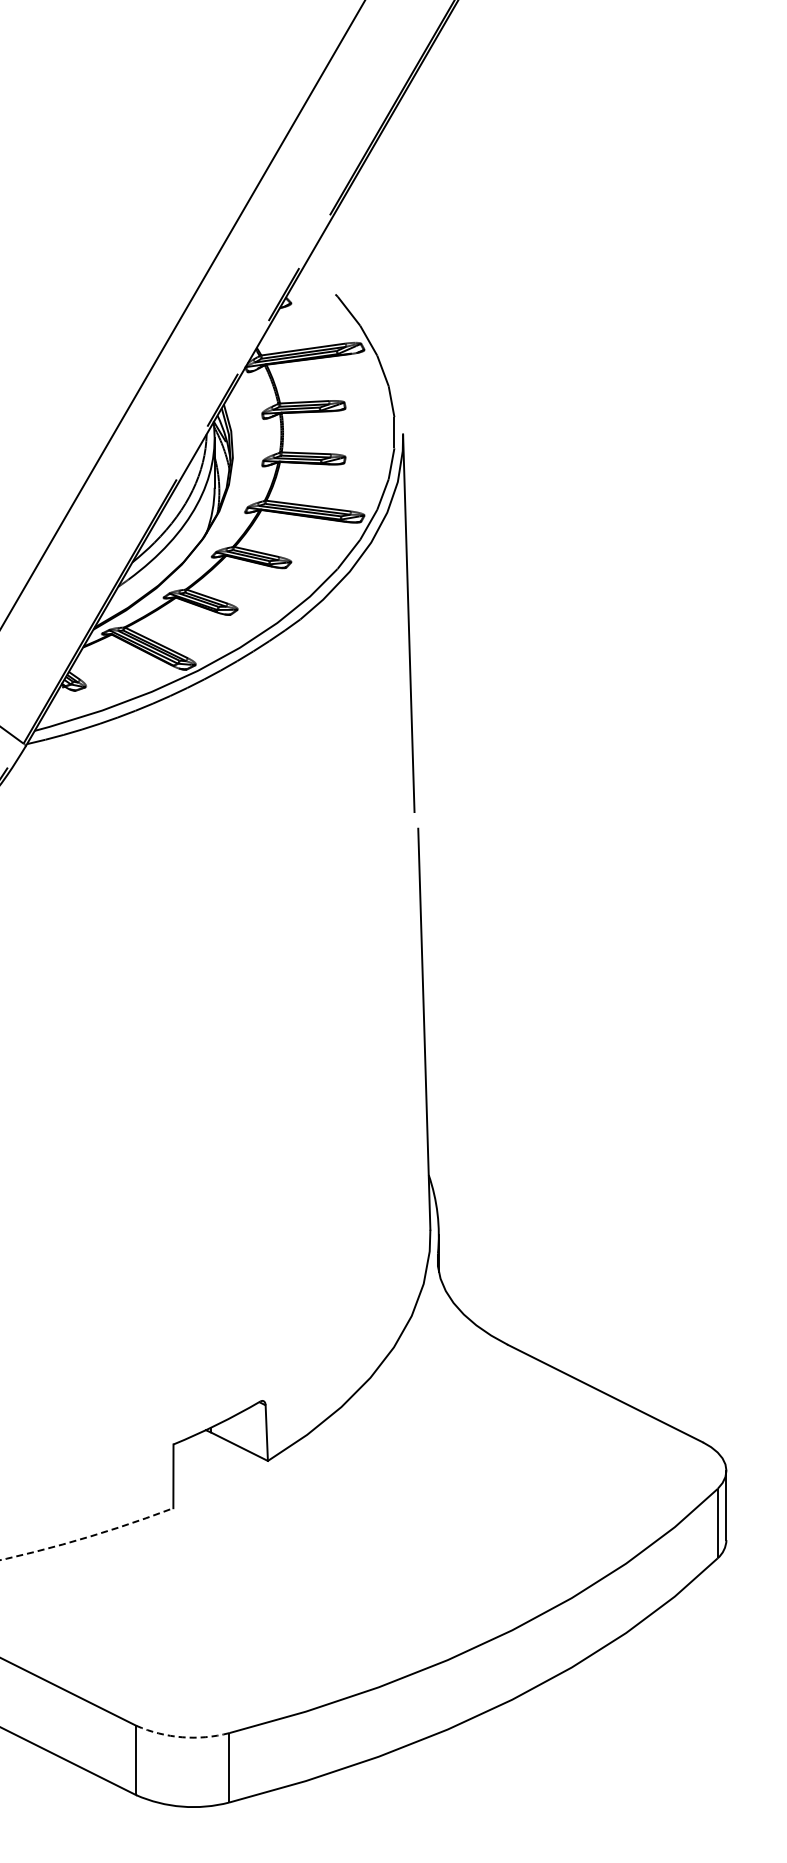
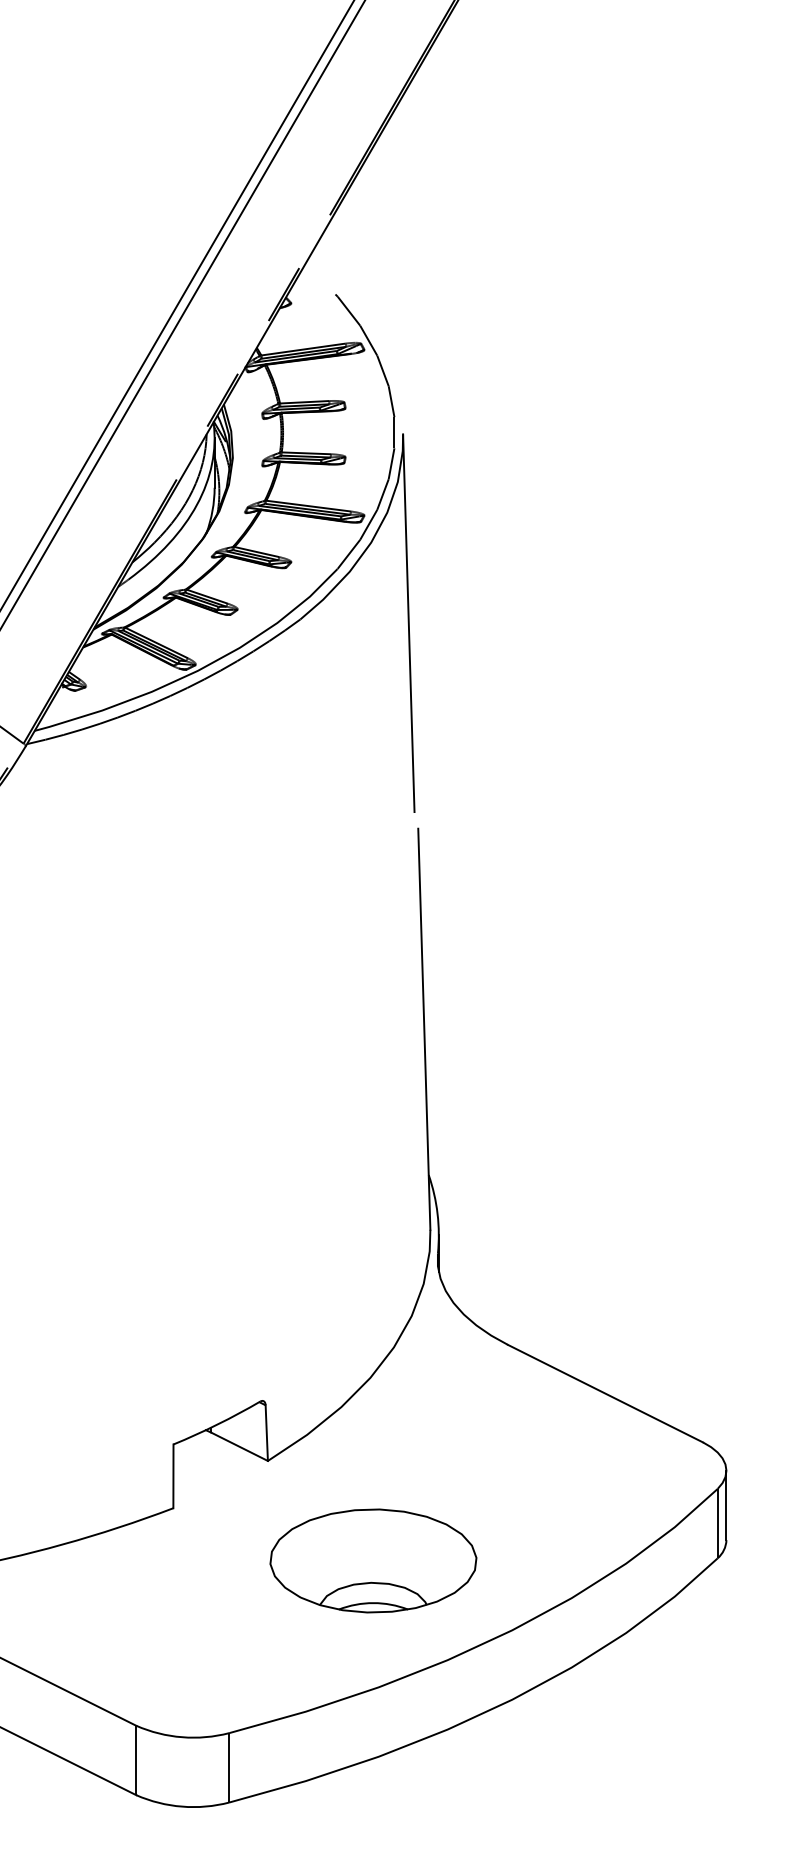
line: none -> present (177, 304)
arc: dashed -> solid (88, 1536)
part: none -> present (373, 1560)
arc: dashed -> solid (182, 1737)
